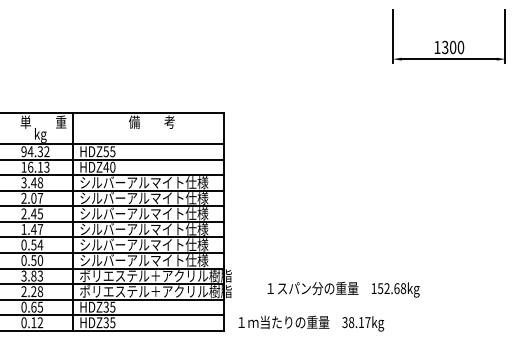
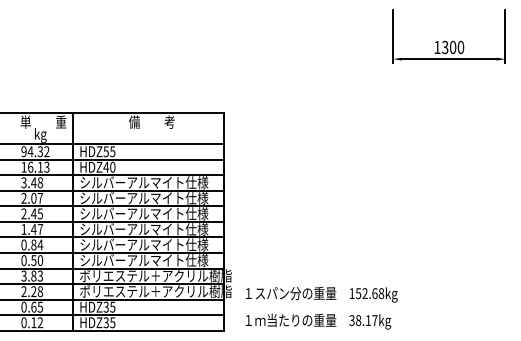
text: 0.54 -> 0.84 (33, 244)
text position: (343, 289) -> (321, 294) (321, 294)
text position: (311, 323) -> (318, 321) (318, 321)
